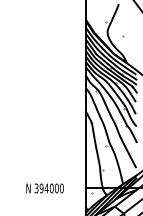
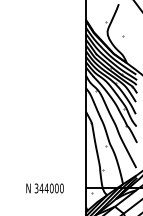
text: 394000 -> 344000 (41, 188)
